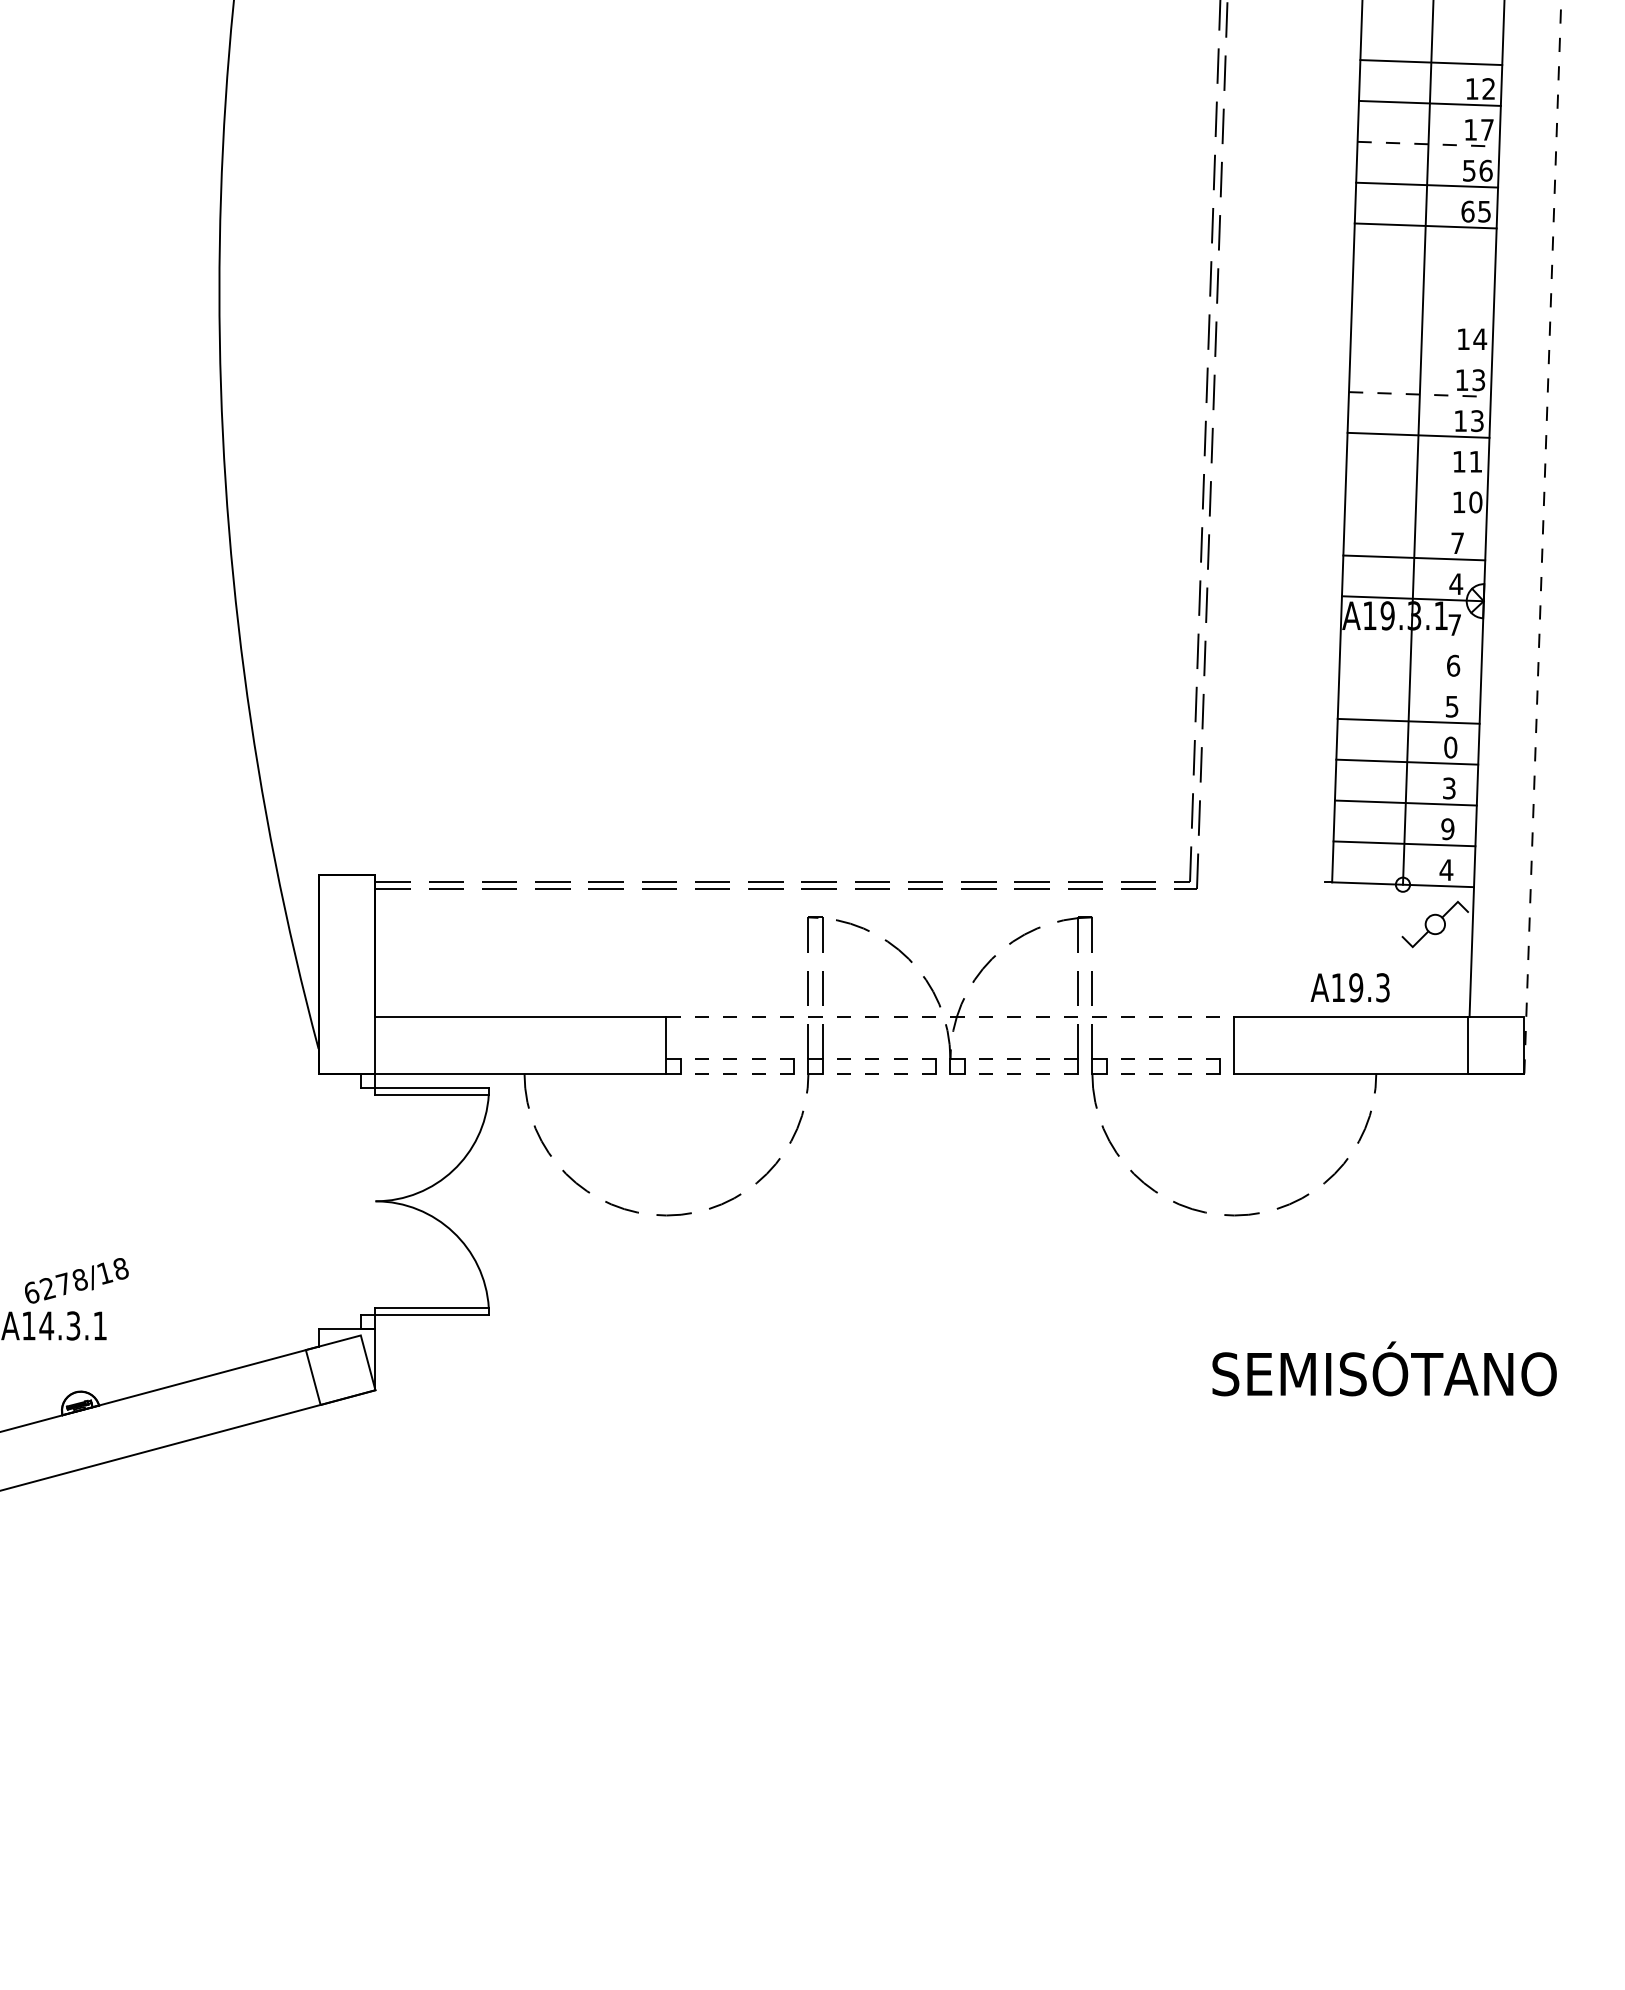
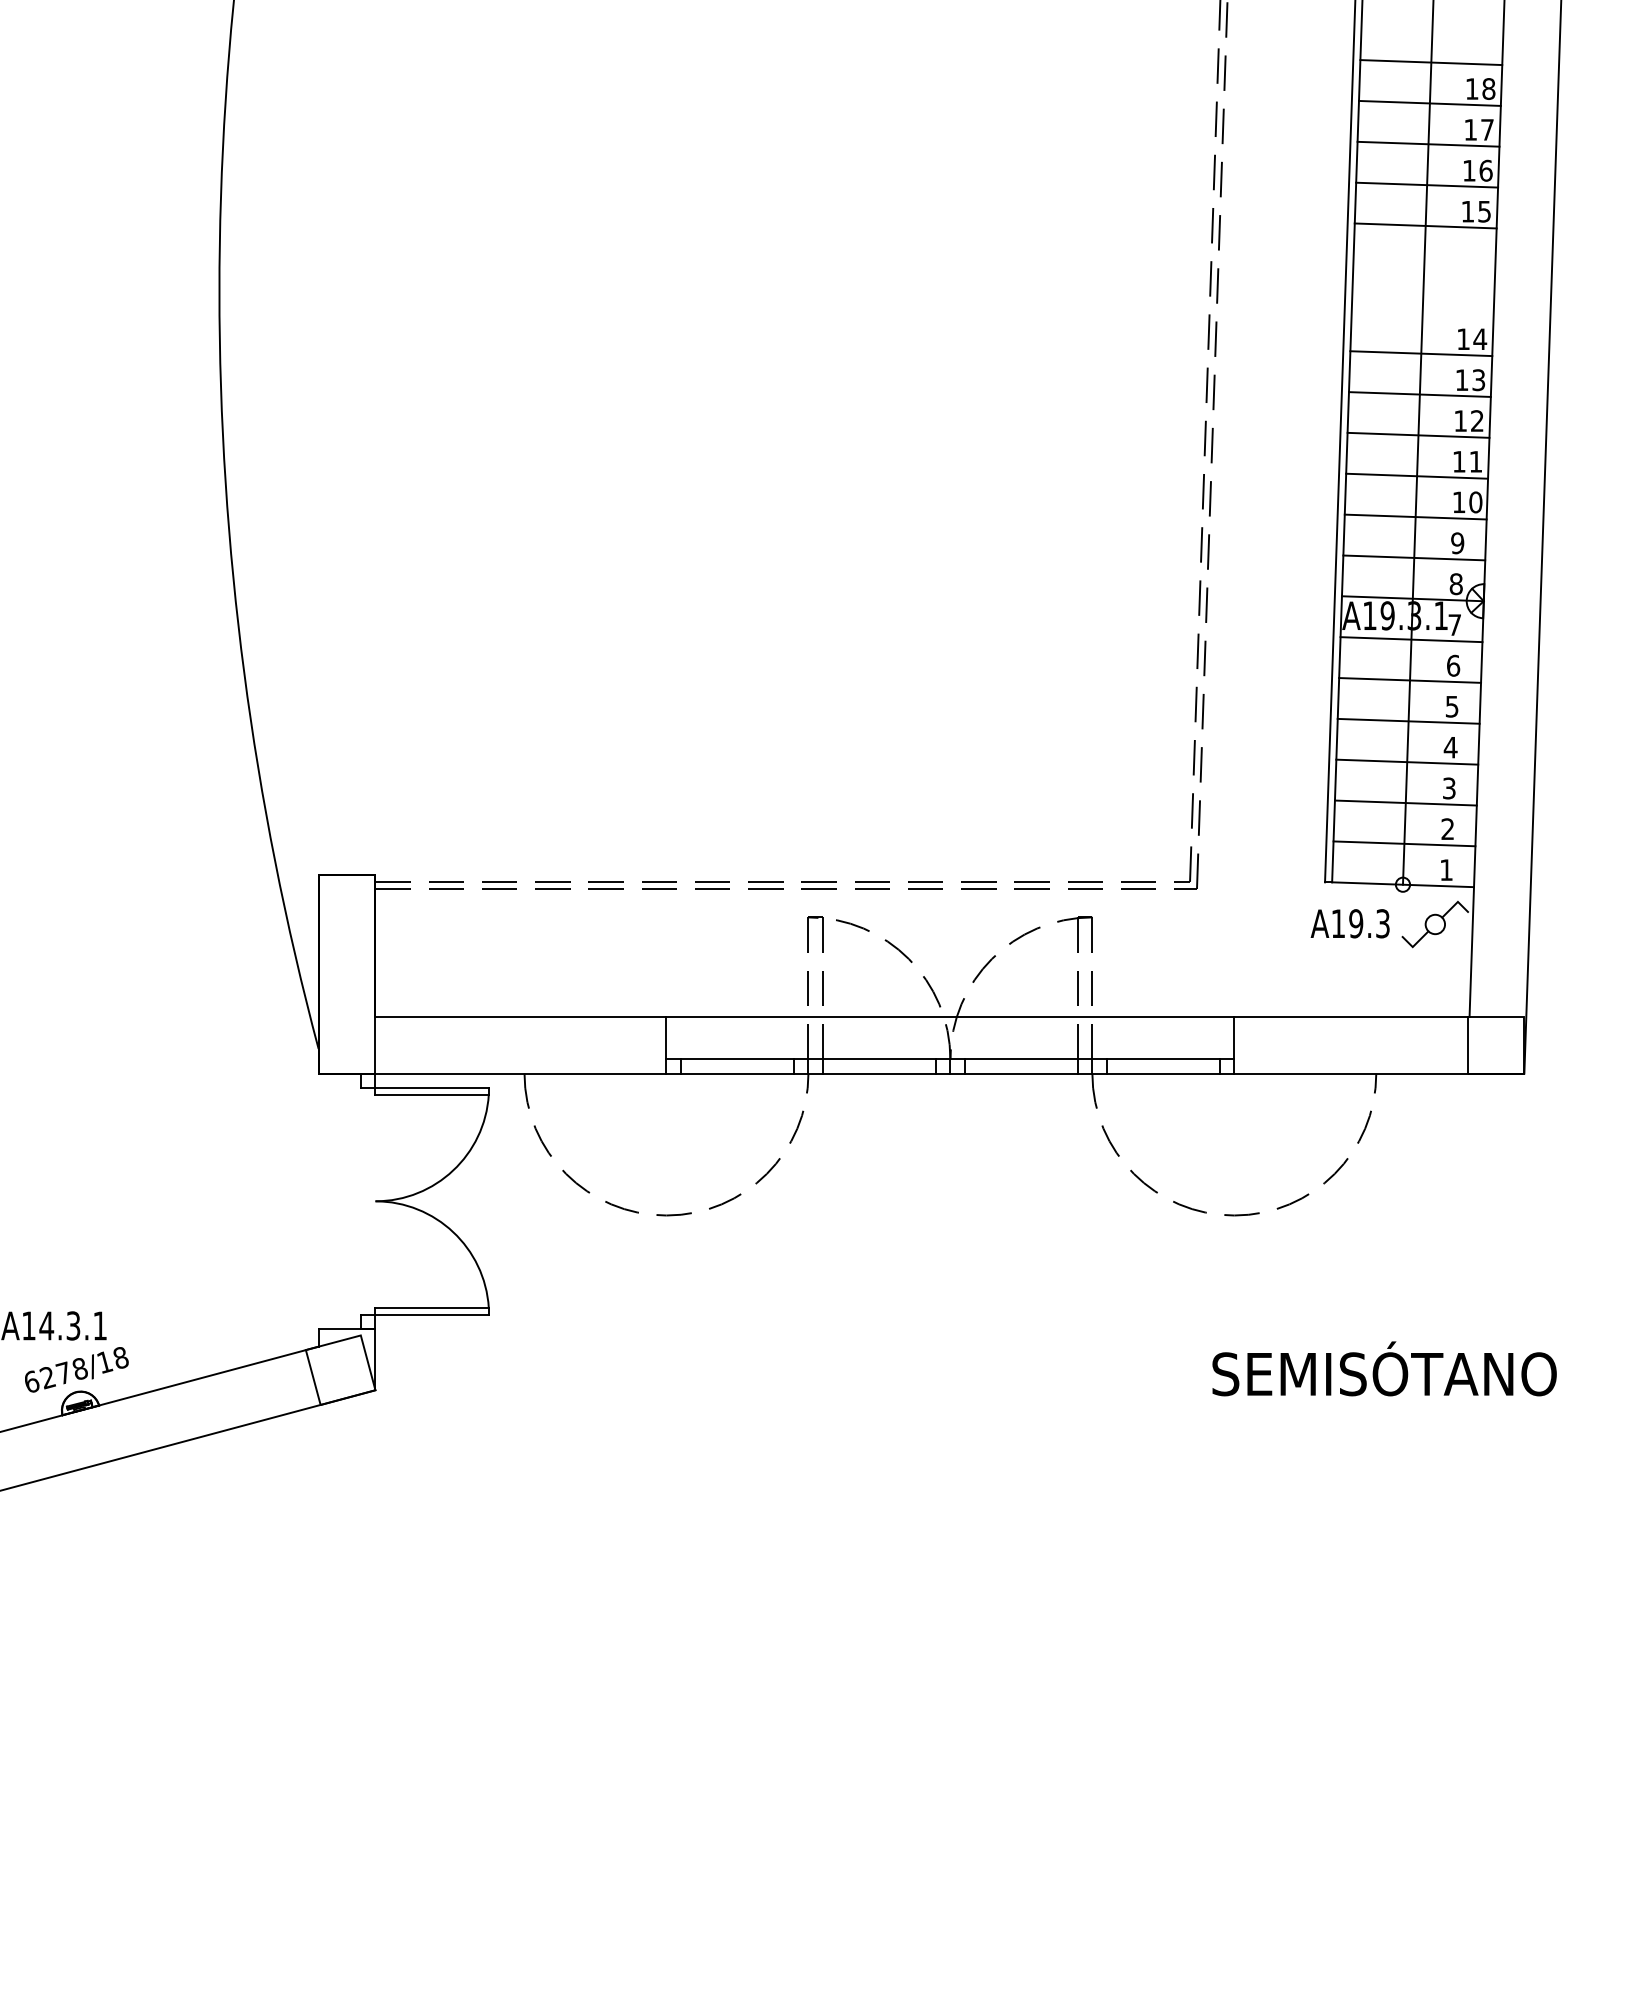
text: 12 -> 18 (1488, 88)
line: dashed -> solid (1429, 144)
text: 56 -> 16 (1469, 170)
text: 65 -> 15 (1467, 211)
line: none -> present (1421, 353)
line: dashed -> solid (1419, 394)
text: 13 -> 12 (1477, 421)
line: none -> present (1340, 442)
line: none -> present (1417, 475)
line: none -> present (1415, 516)
line: dashed -> solid (1542, 536)
text: 7 -> 9 (1457, 543)
text: 4 -> 8 (1456, 584)
line: none -> present (1411, 639)
line: none -> present (1410, 680)
text: 0 -> 4 (1450, 747)
text: 9 -> 2 (1447, 829)
text: 4 -> 1 (1446, 869)
text position: (1349, 987) -> (1349, 923) (1349, 923)
line: dashed -> solid (950, 1016)
line: dashed -> solid (950, 1059)
line: dashed -> solid (950, 1073)
text position: (76, 1280) -> (76, 1369) (76, 1369)
